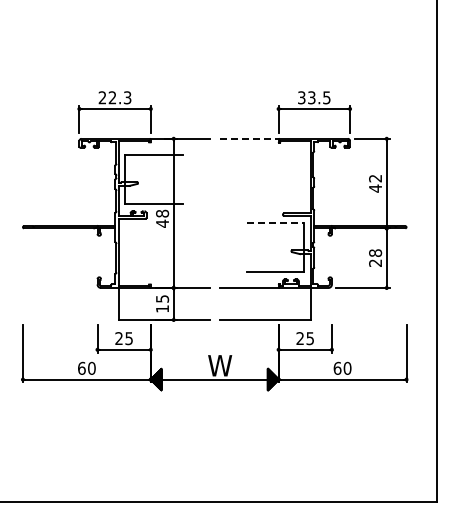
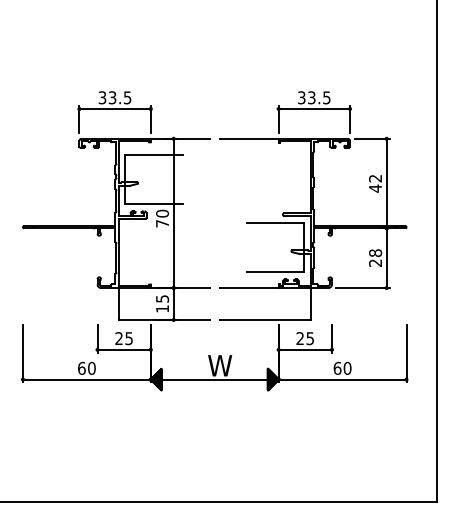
text: 22.3 -> 33.5 (114, 97)
line: dashed -> solid (249, 138)
text: 48 -> 70 (162, 218)
line: dashed -> solid (275, 223)
